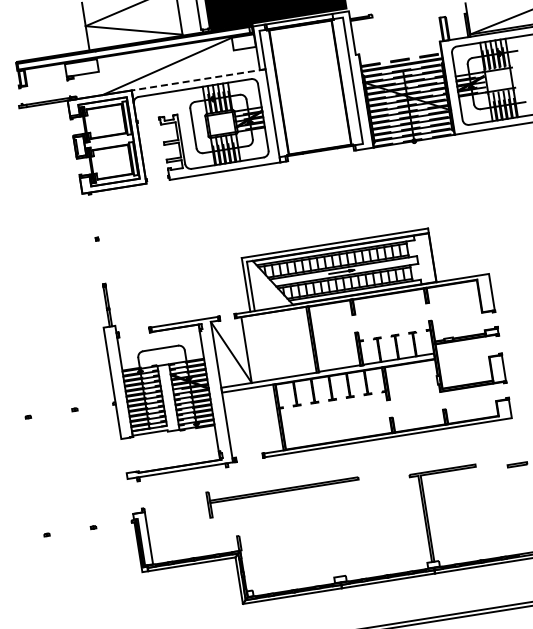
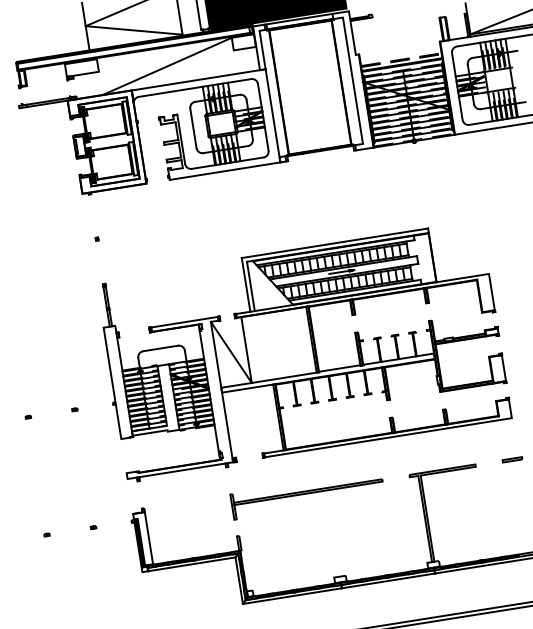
line: dashed -> solid (198, 79)
part position: (517, 464) -> (512, 459) (512, 459)
part position: (282, 497) -> (306, 499) (306, 499)
